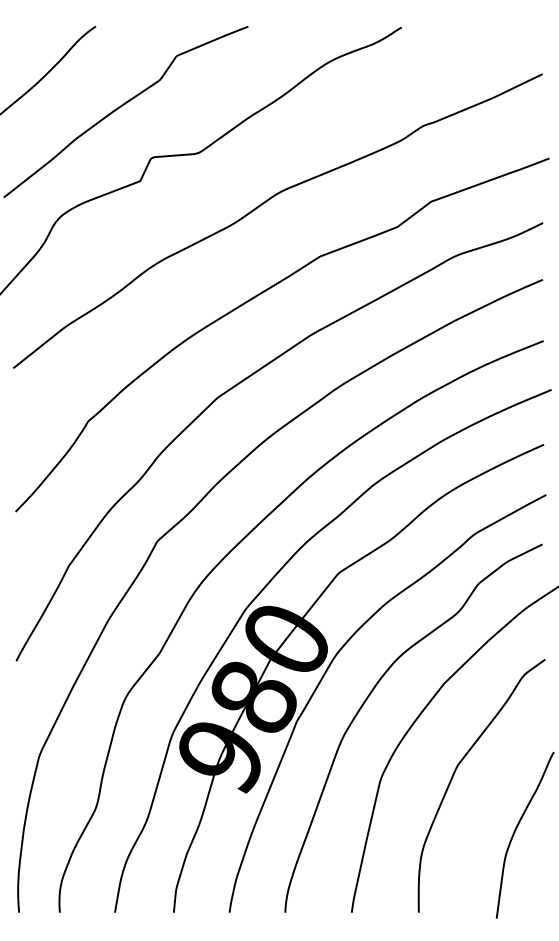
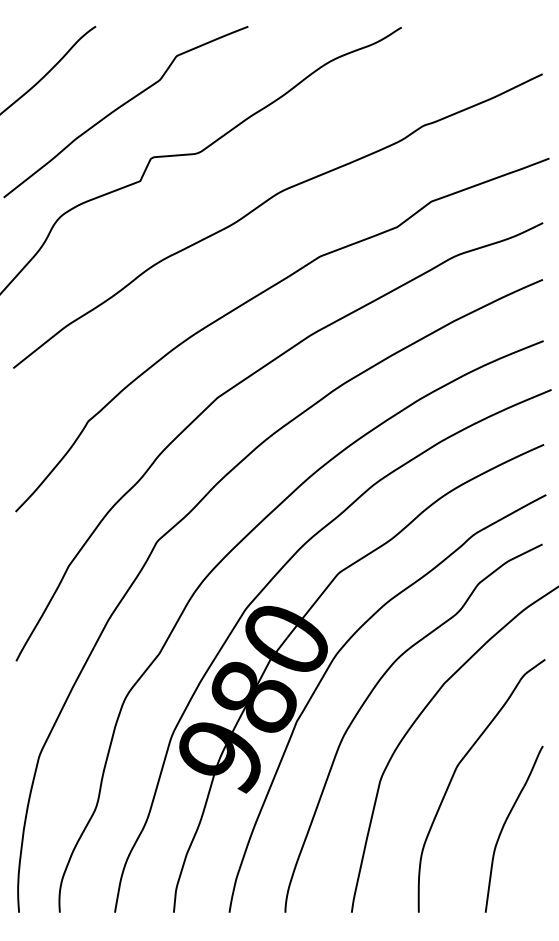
curve position: (516, 830) -> (505, 824) (505, 824)
